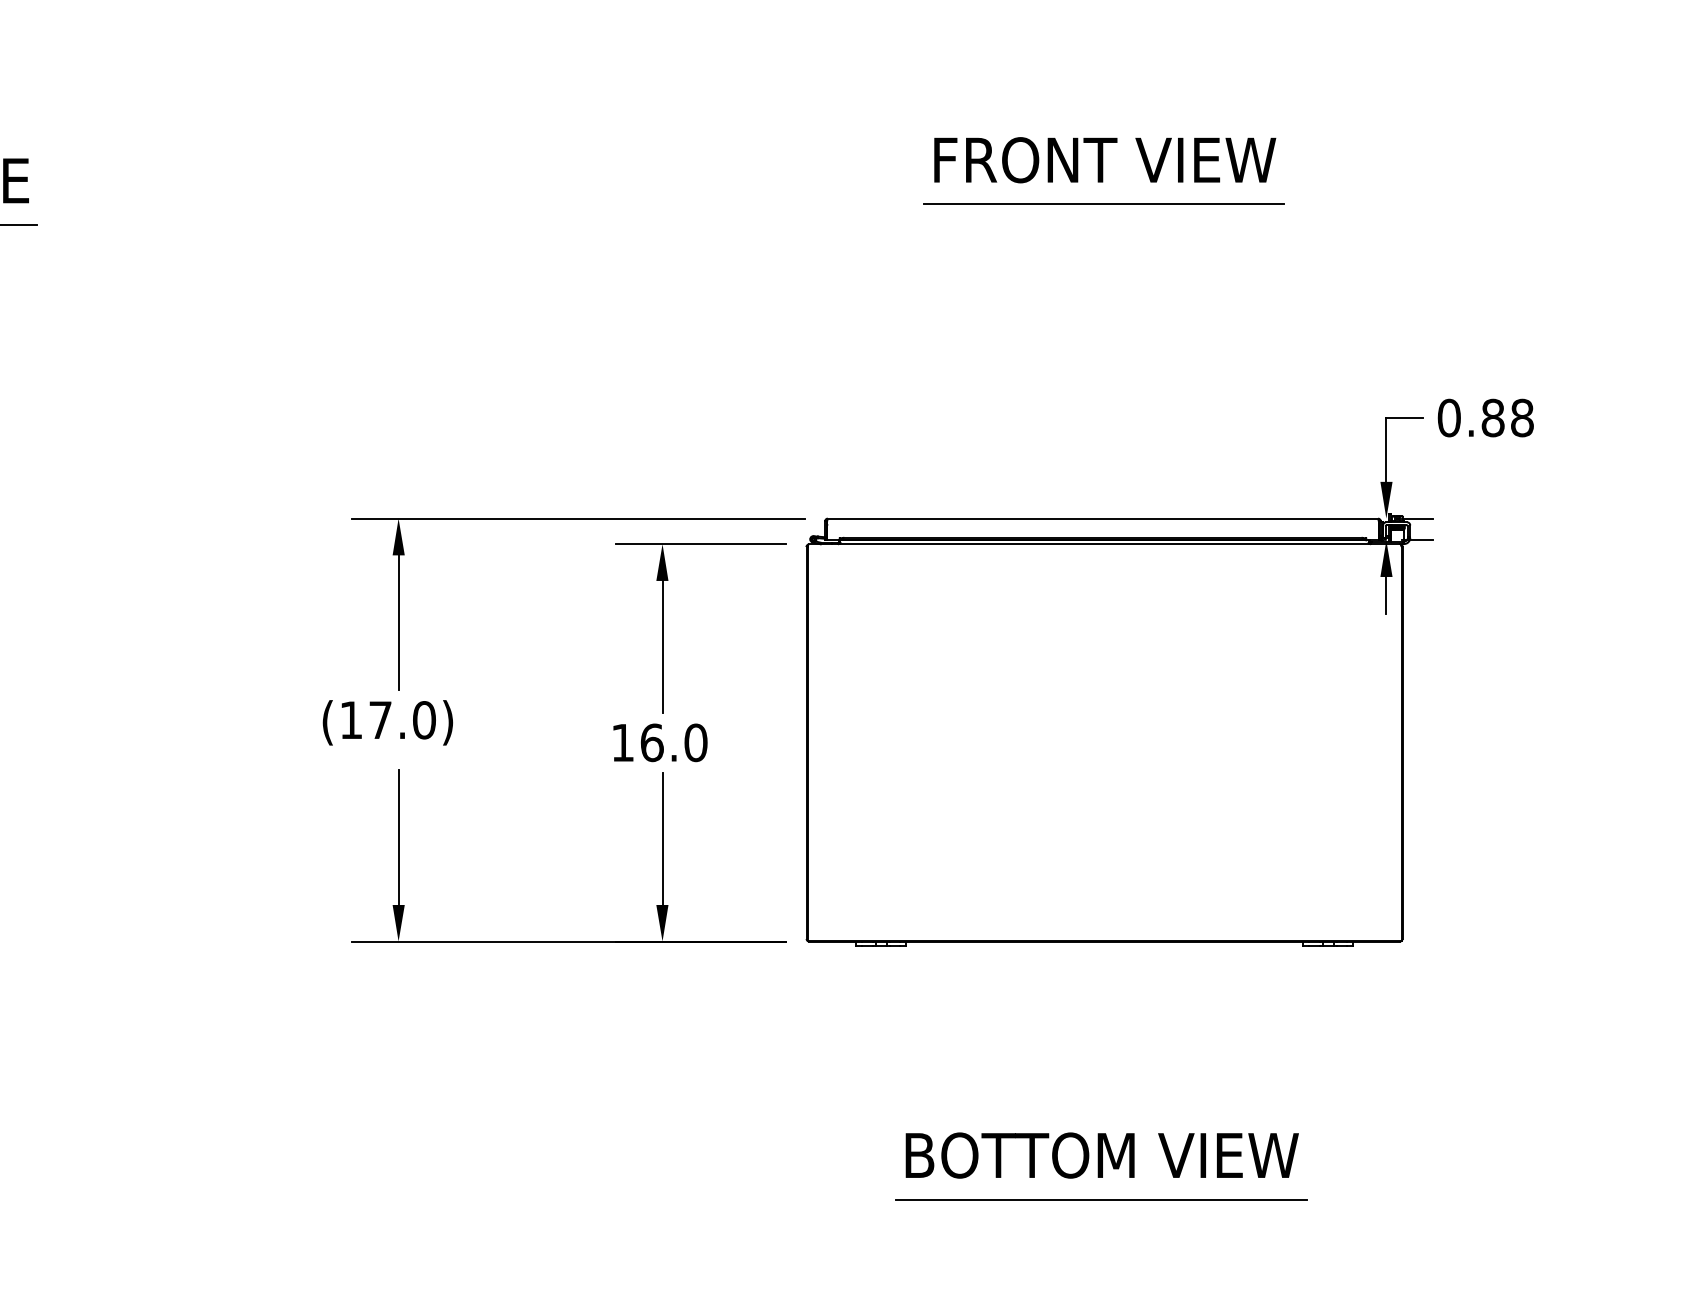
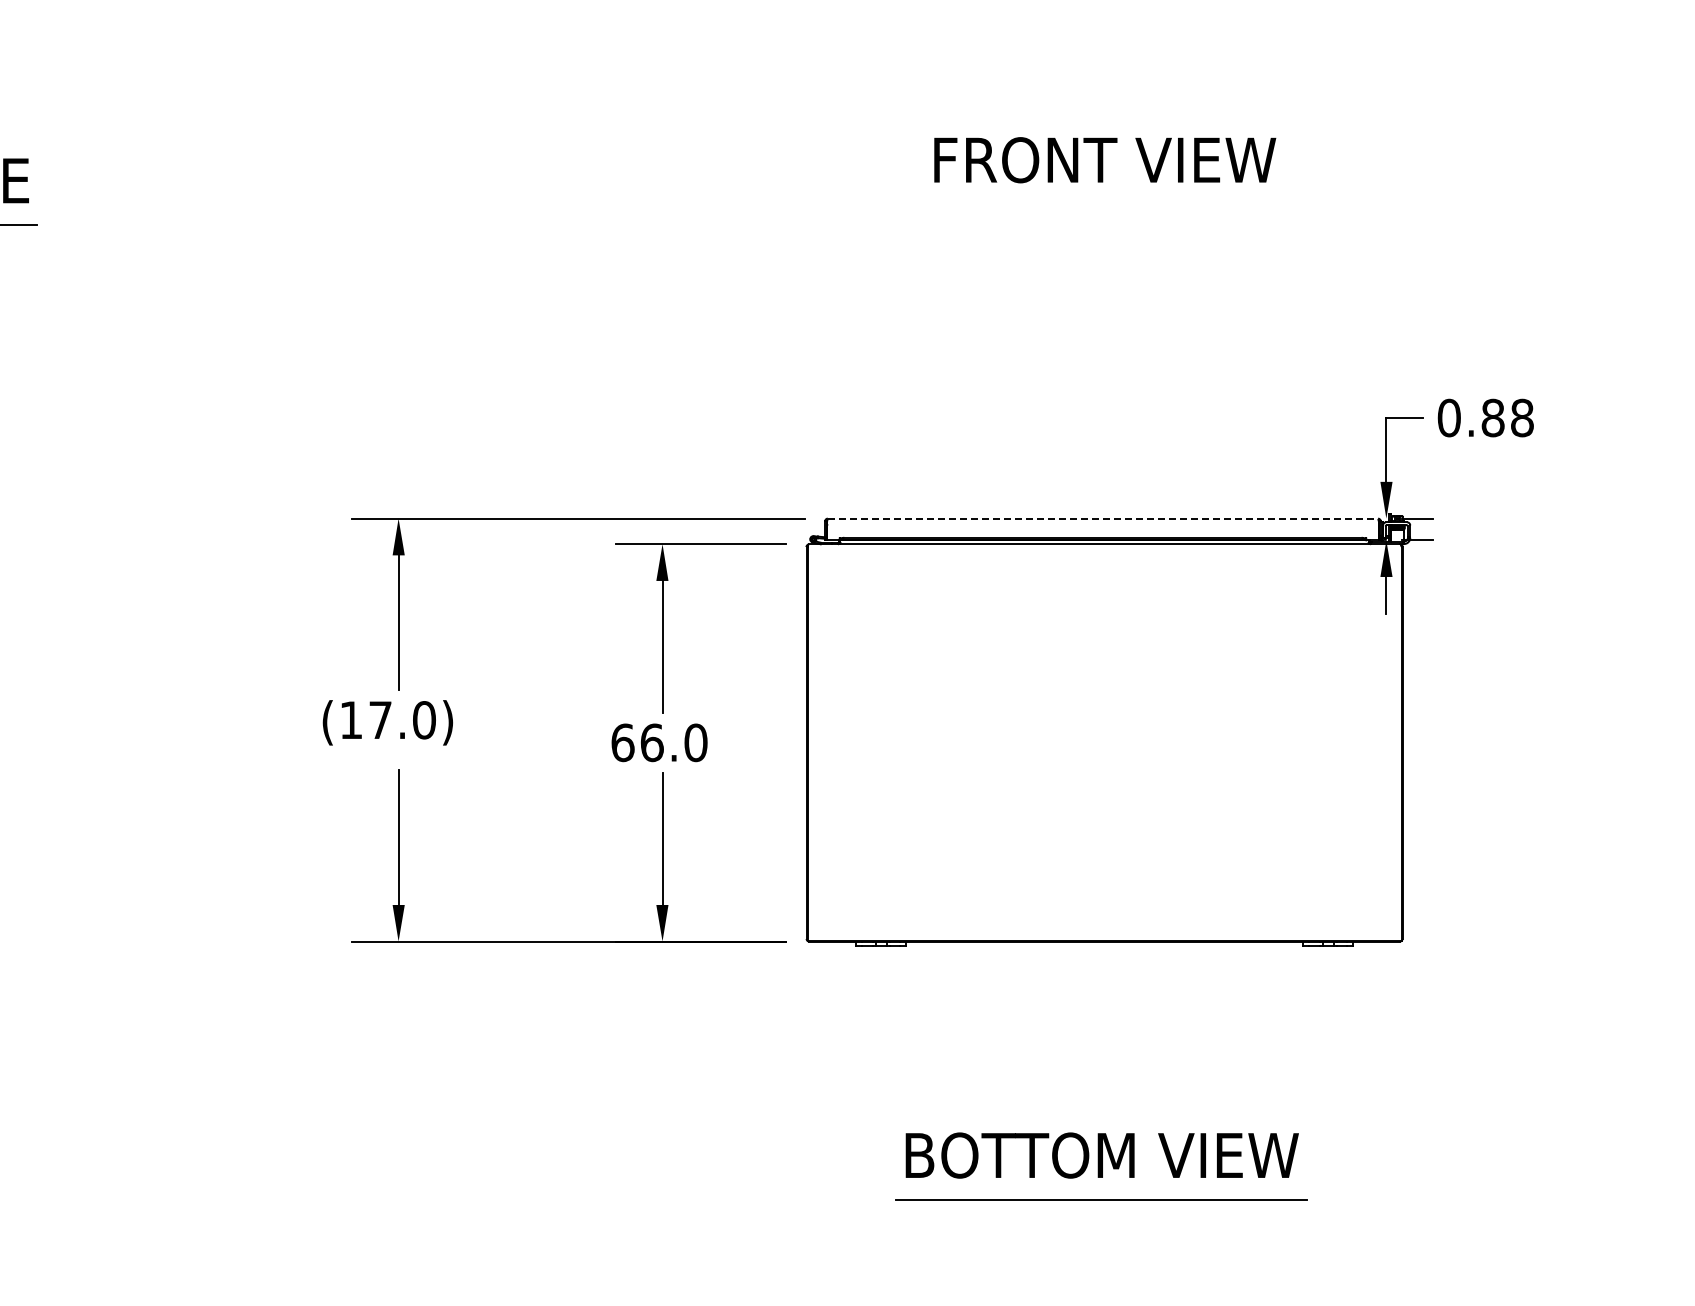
line: present -> none (1103, 203)
line: solid -> dashed (1103, 518)
text: 16.0 -> 66.0 (622, 742)
